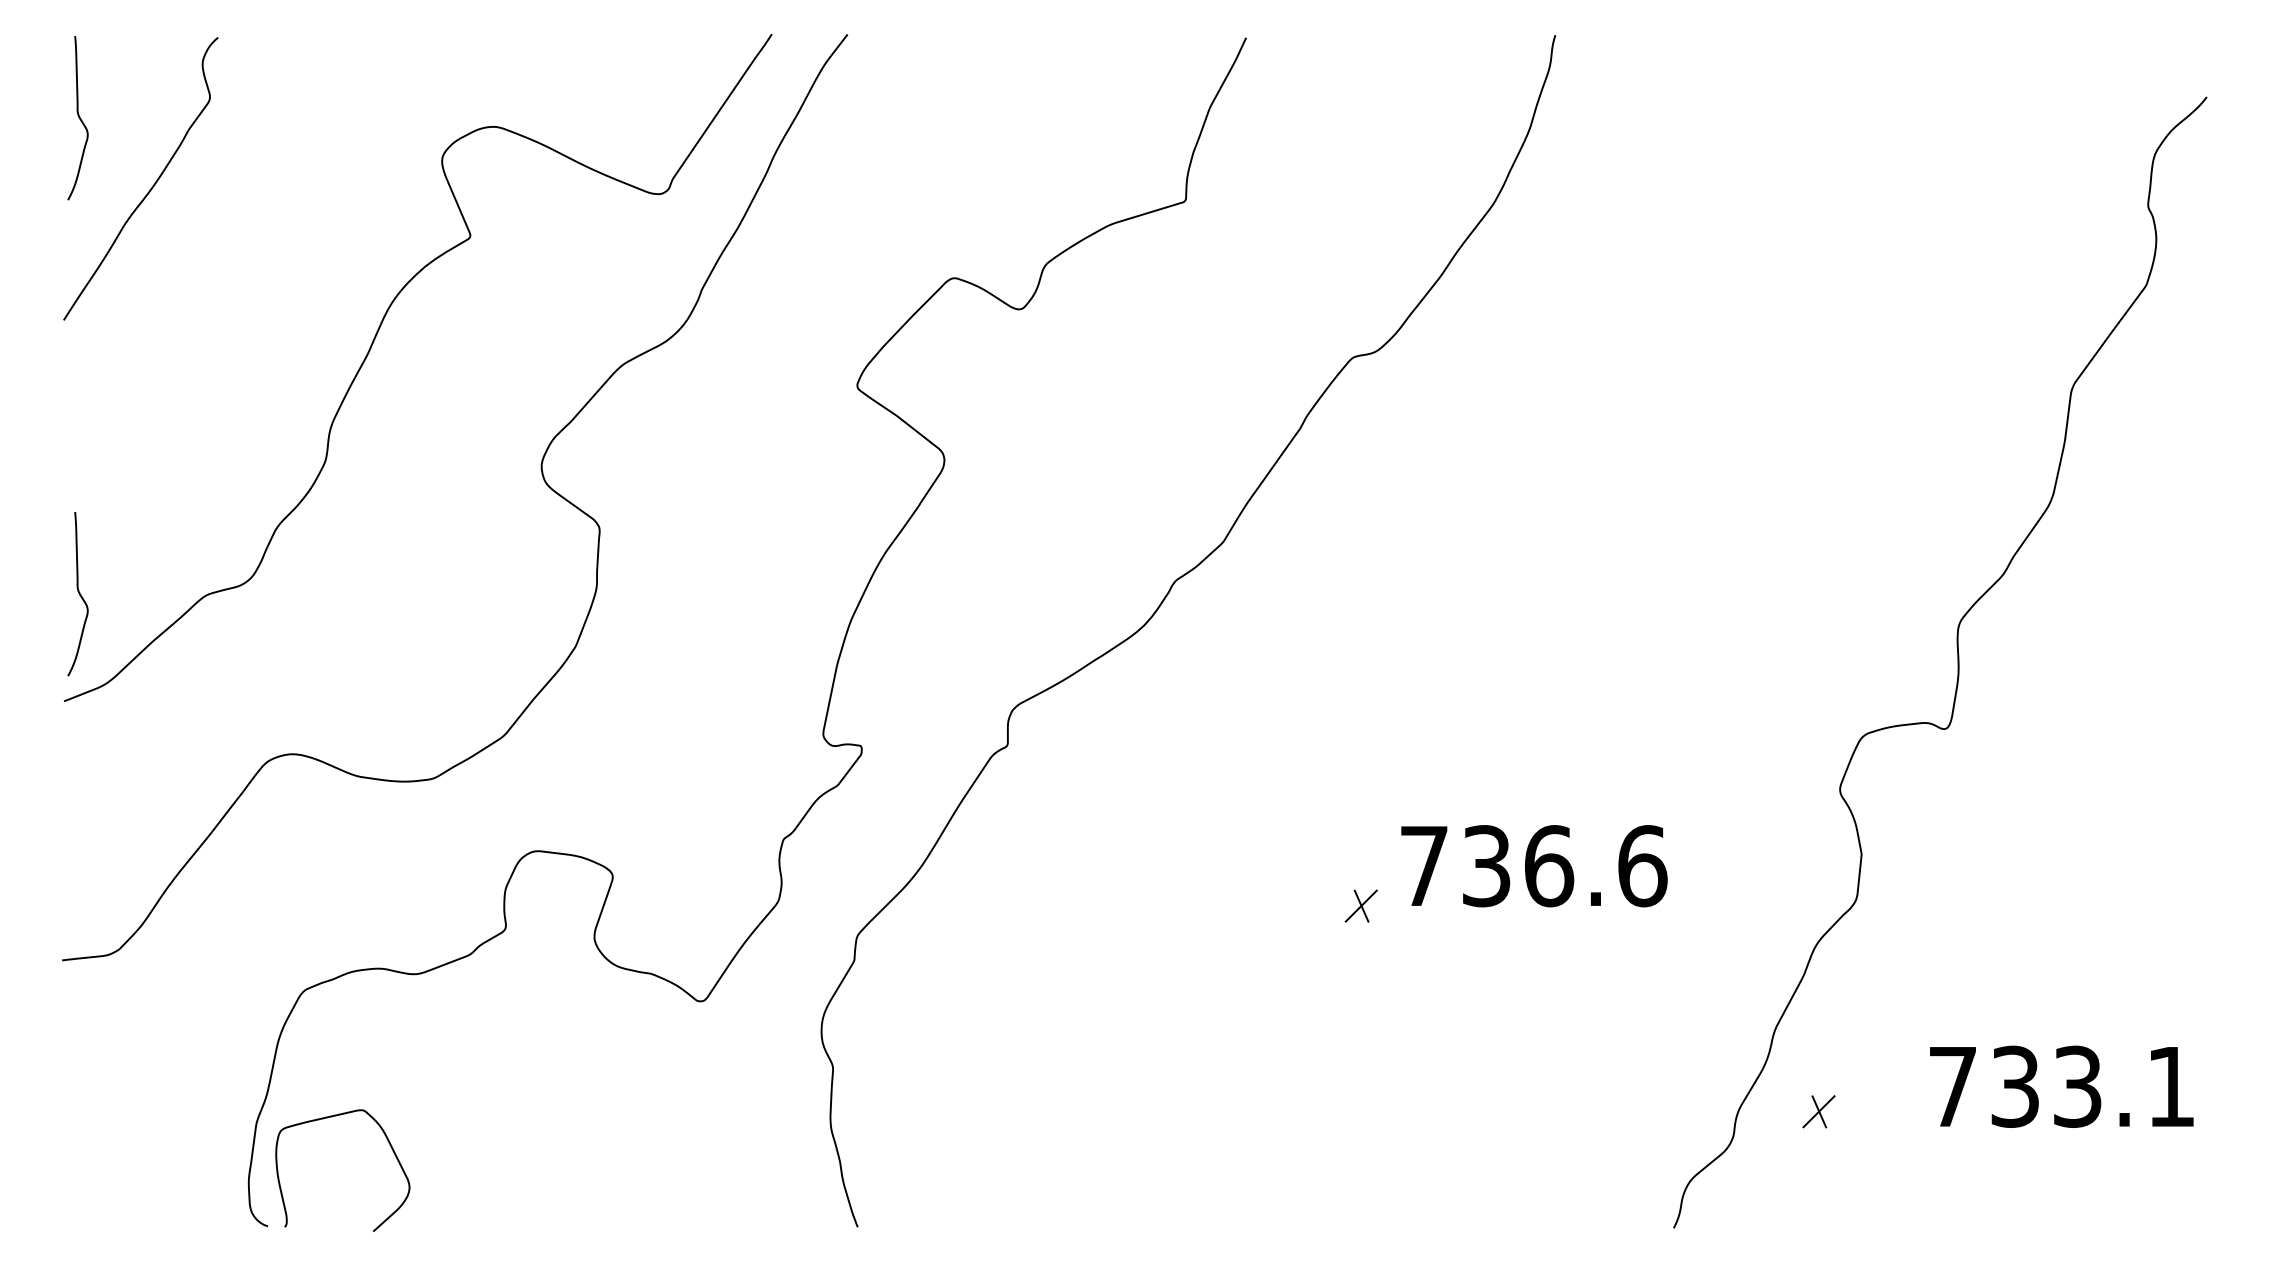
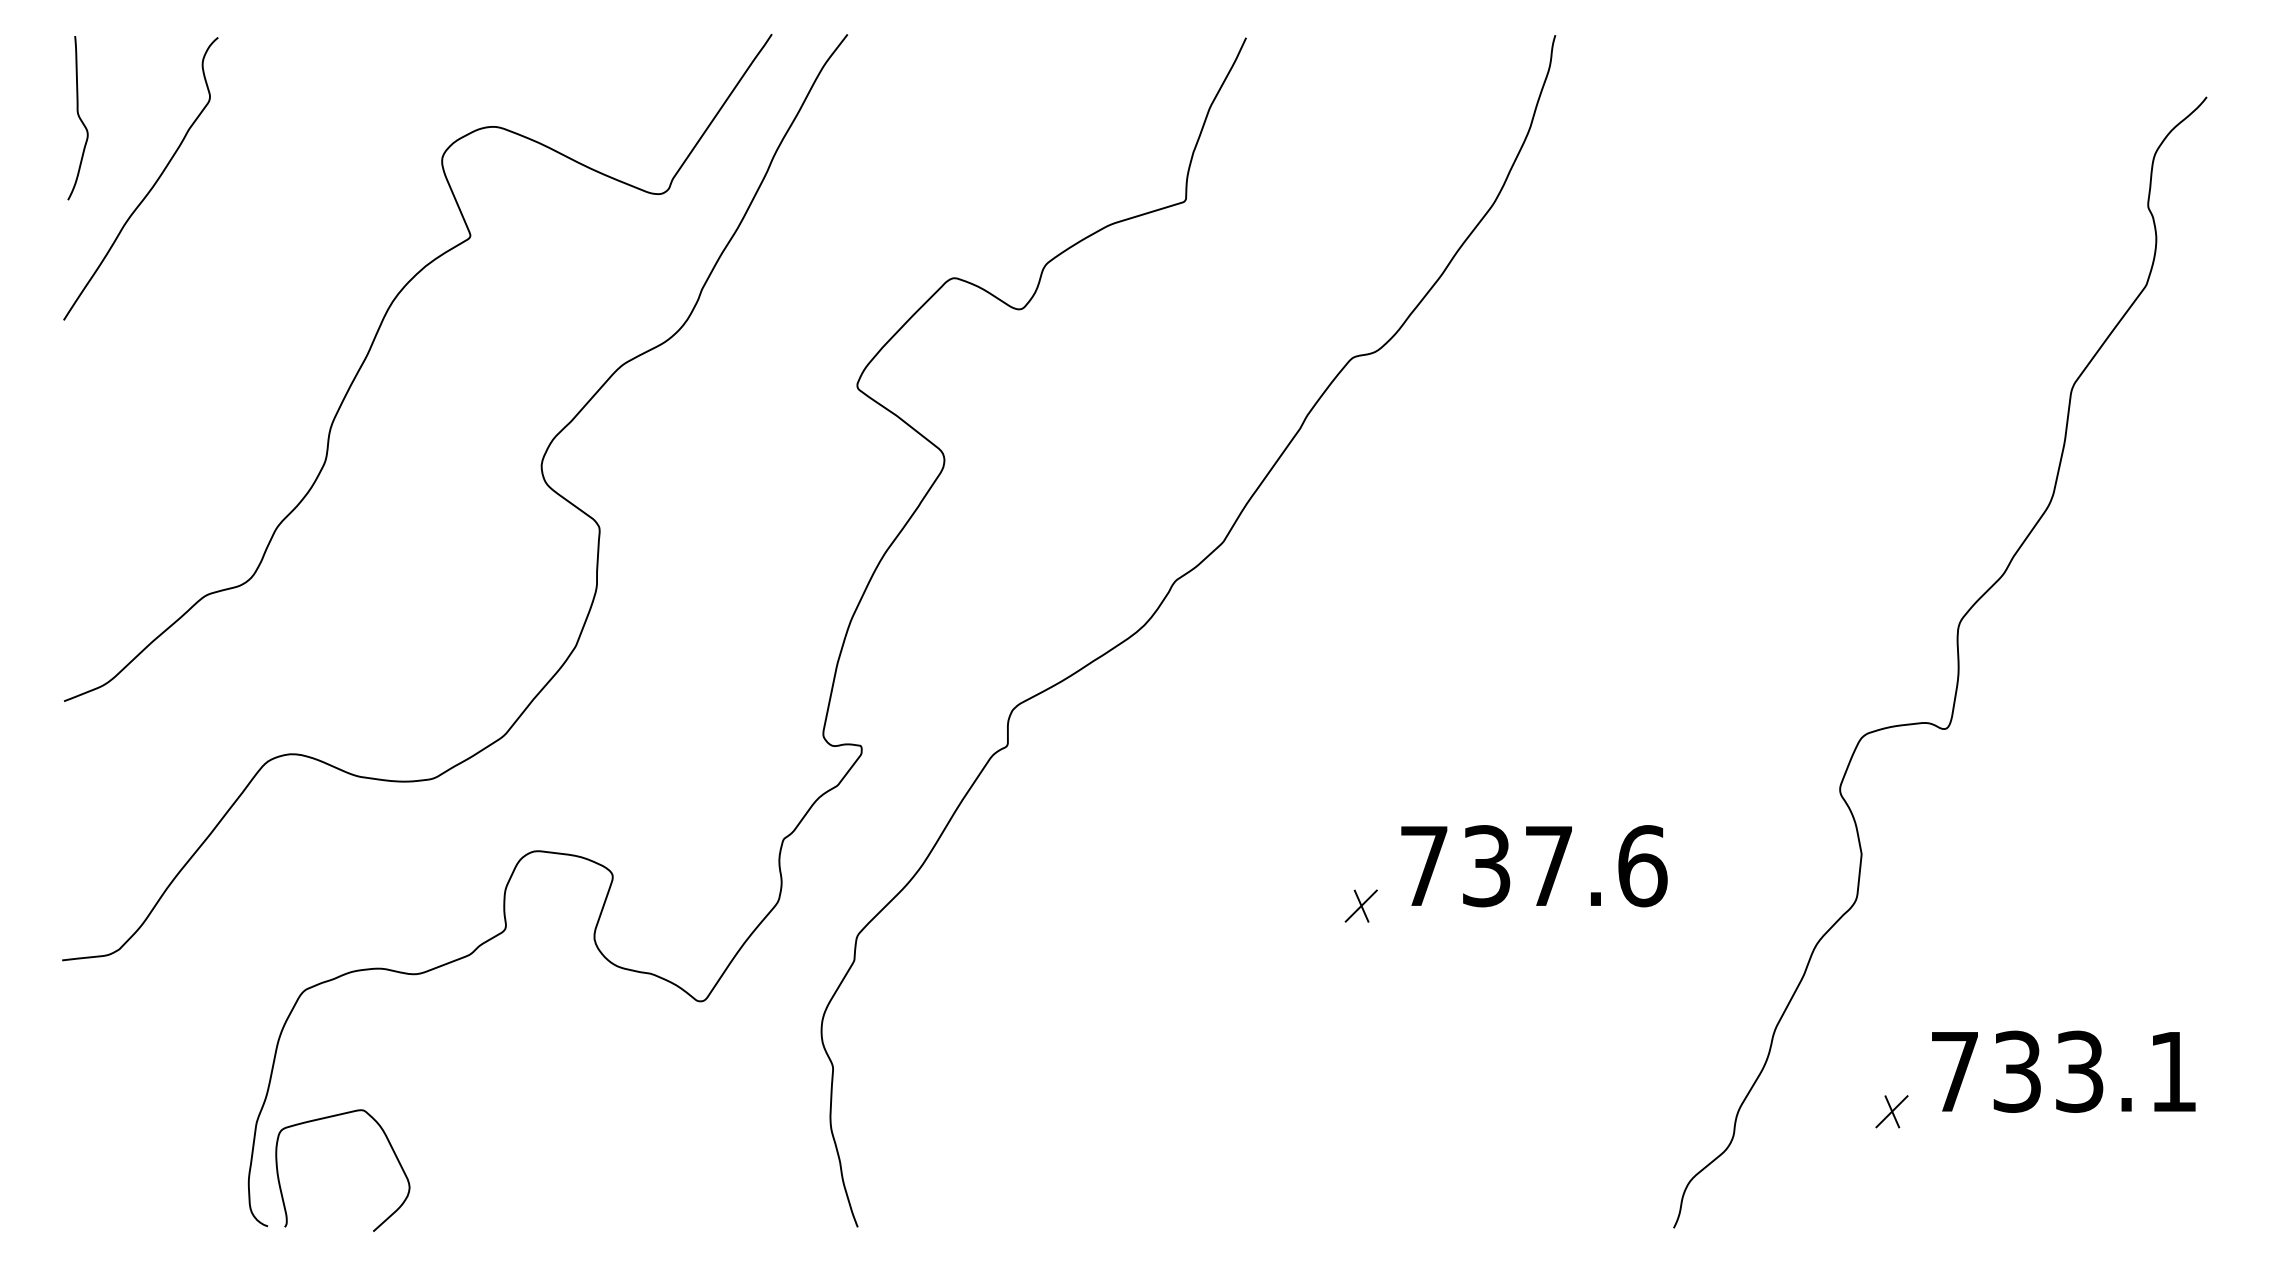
curve: present -> none (78, 593)
text: 736.6 -> 737.6 (1549, 866)
text position: (2061, 1086) -> (2063, 1071) (2063, 1071)
part position: (1818, 1111) -> (1891, 1111) (1891, 1111)
